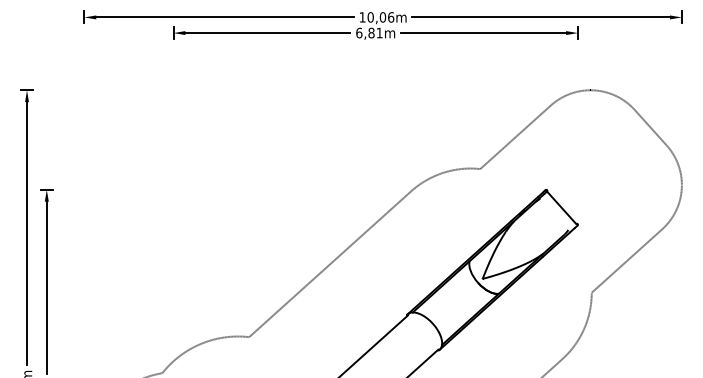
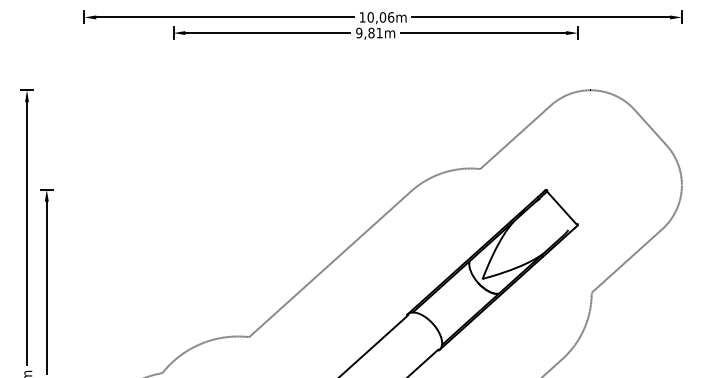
text: 6,81m -> 9,81m (359, 32)
